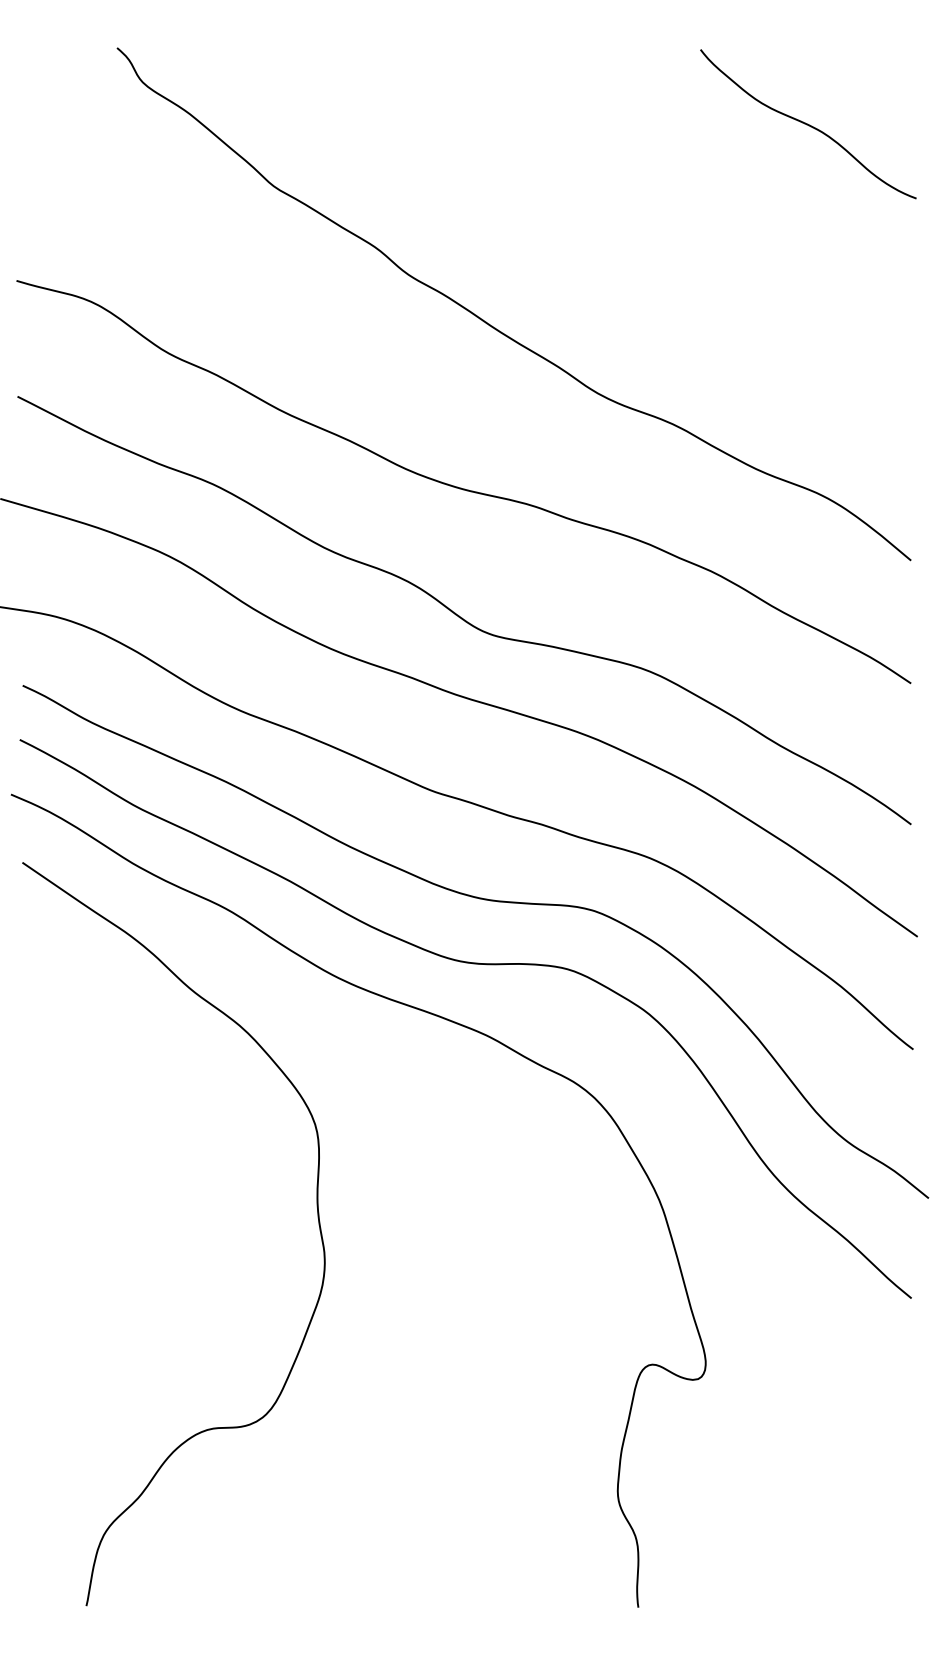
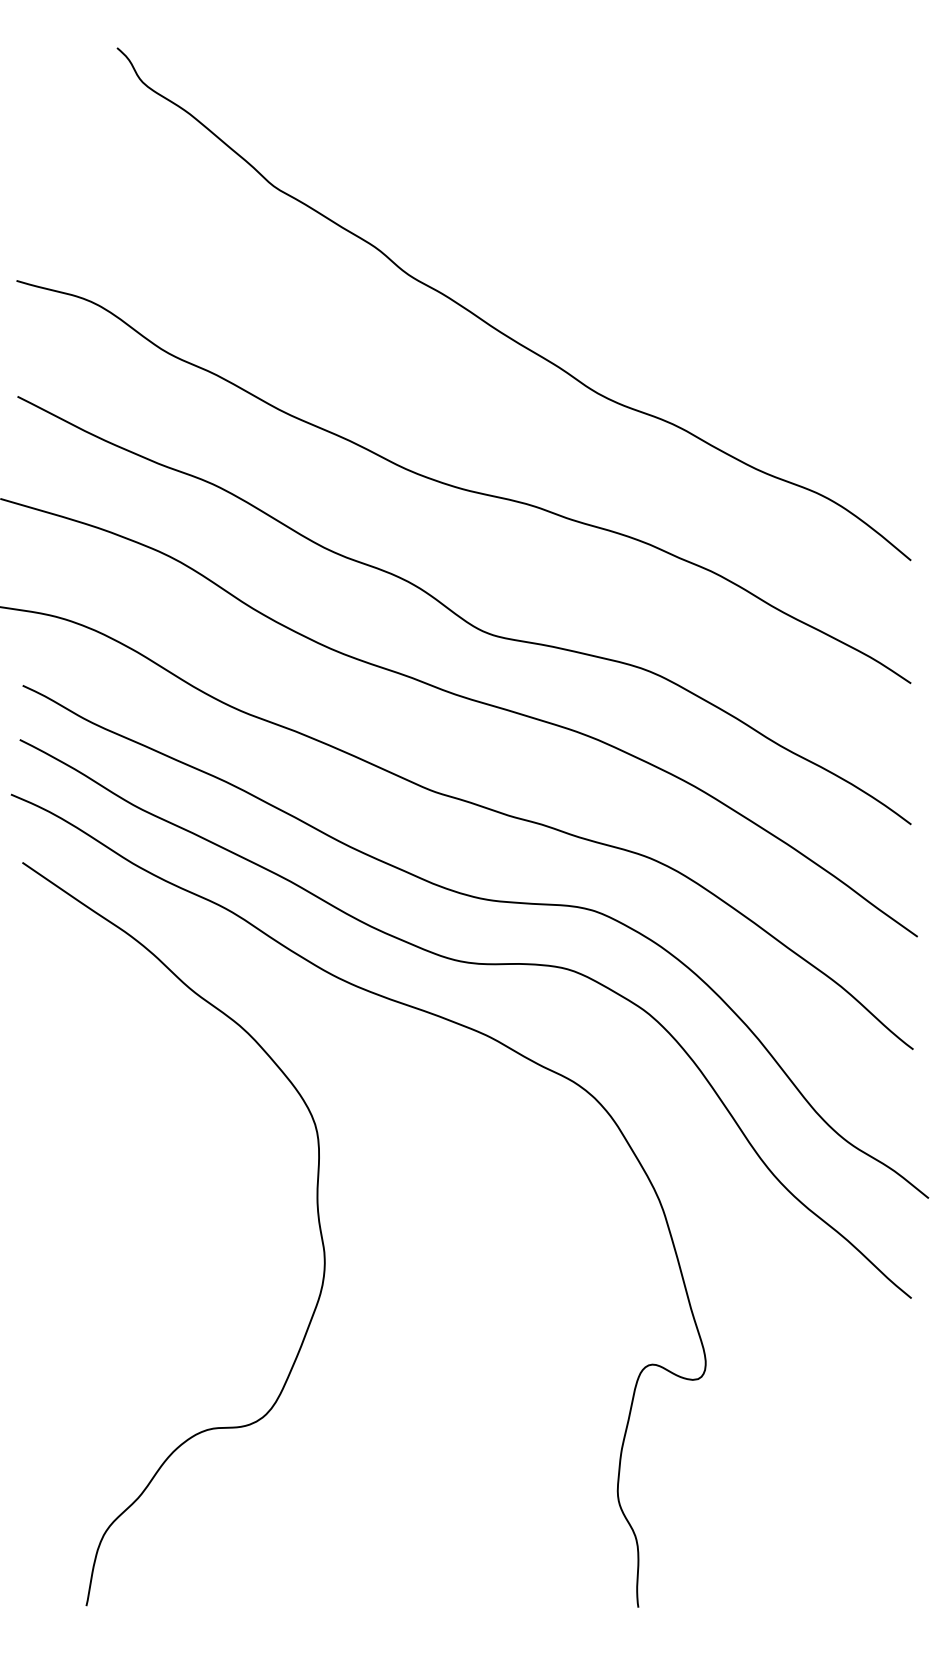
curve: present -> none (808, 124)
